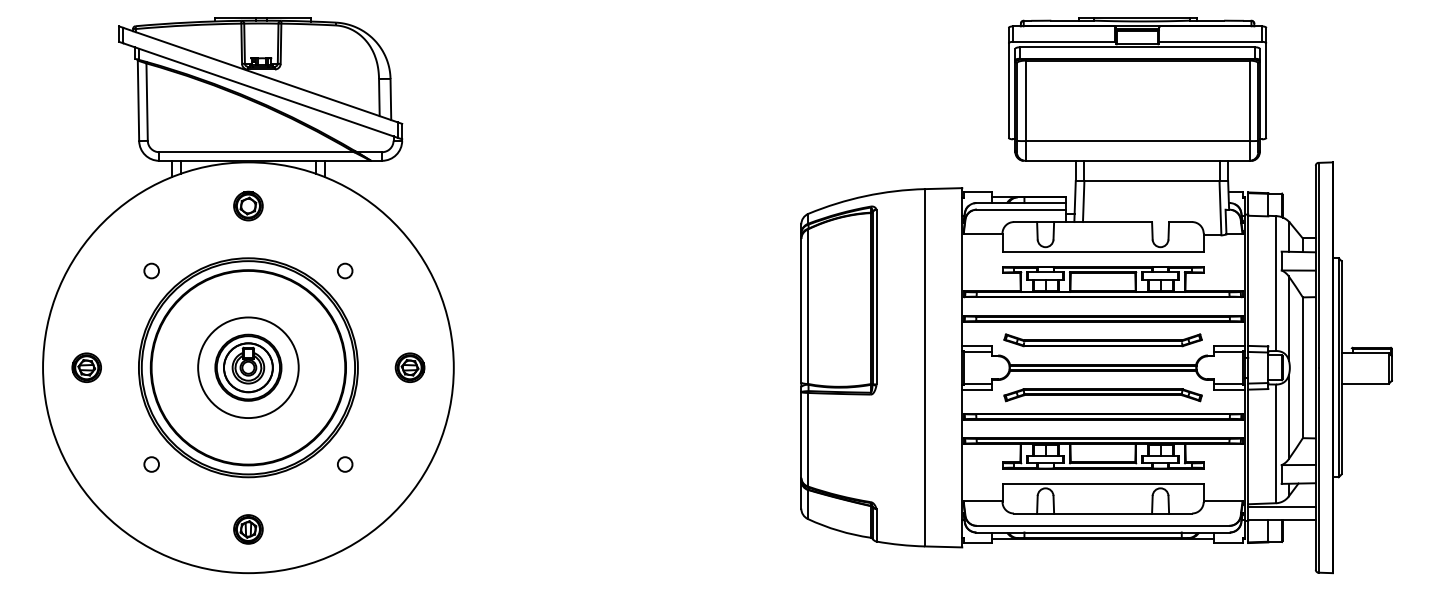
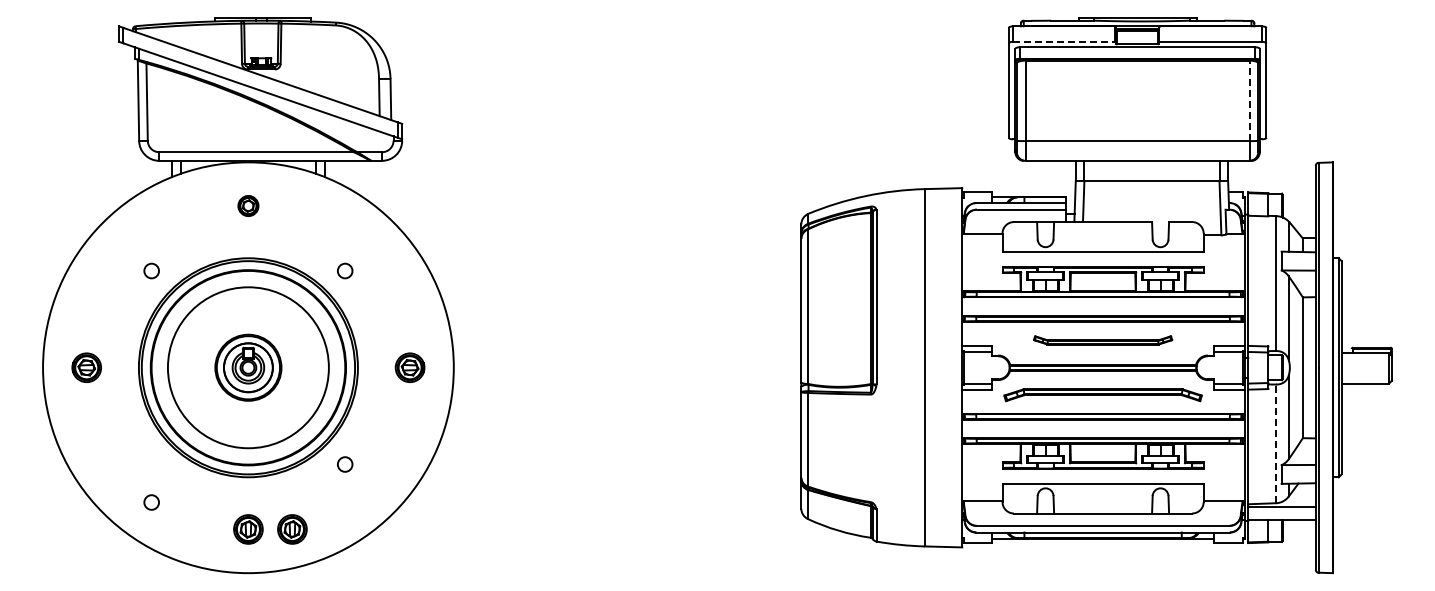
line: solid -> dashed (1063, 41)
line: solid -> dashed (1249, 100)
part size: 31x32 px -> 23x22 px (248, 205)
part size: 200x15 px -> 141x11 px (1103, 340)
circle diameter: 101 px -> 161 px (247, 367)
line: solid -> dashed (1276, 443)
circle position: (151, 464) -> (151, 502) (151, 502)
part: none -> present (292, 529)
